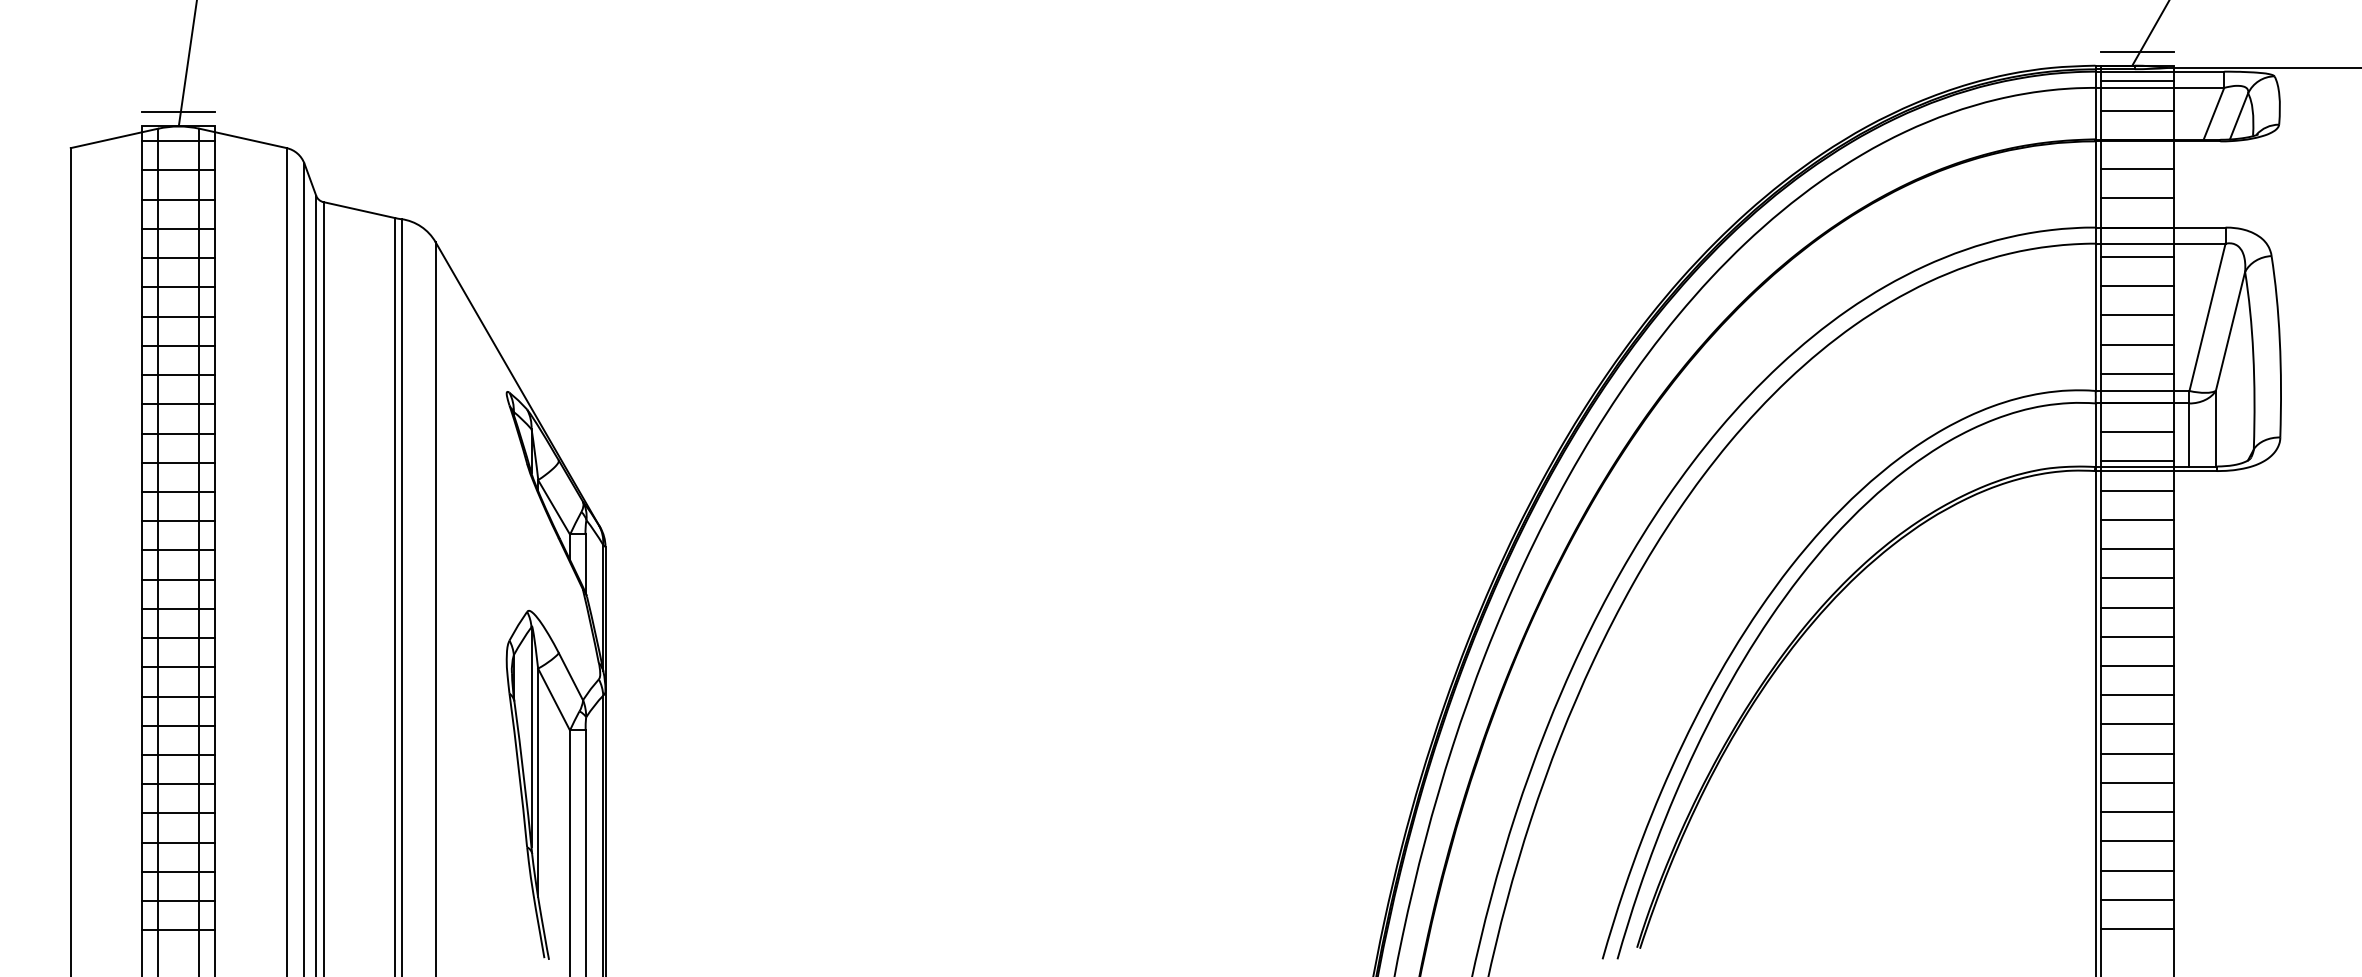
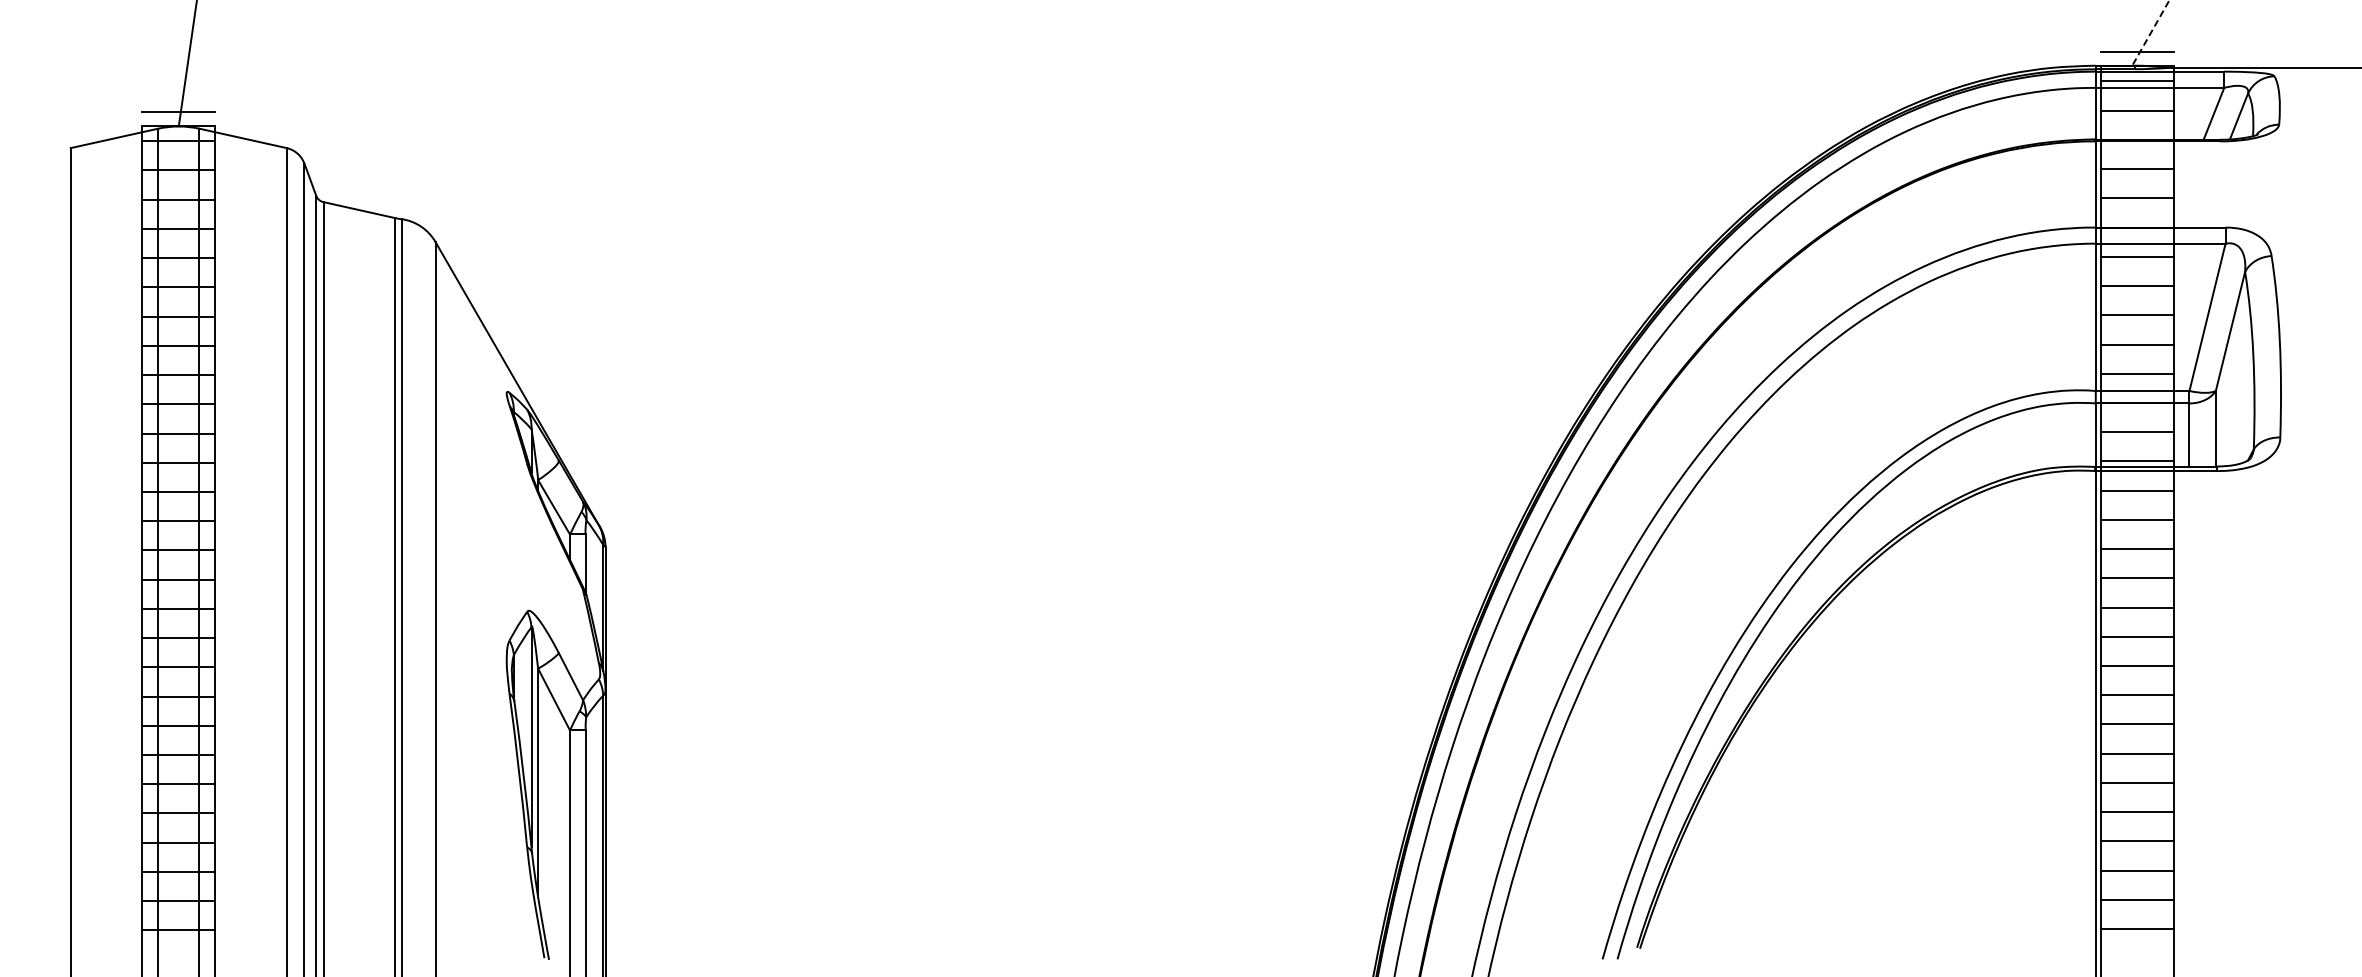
line: solid -> dashed (2150, 33)
